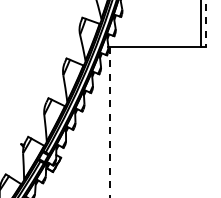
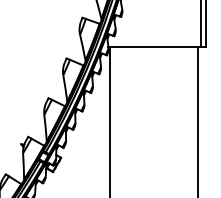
line: dashed -> solid (206, 23)
line: none -> present (198, 120)
line: dashed -> solid (109, 122)
